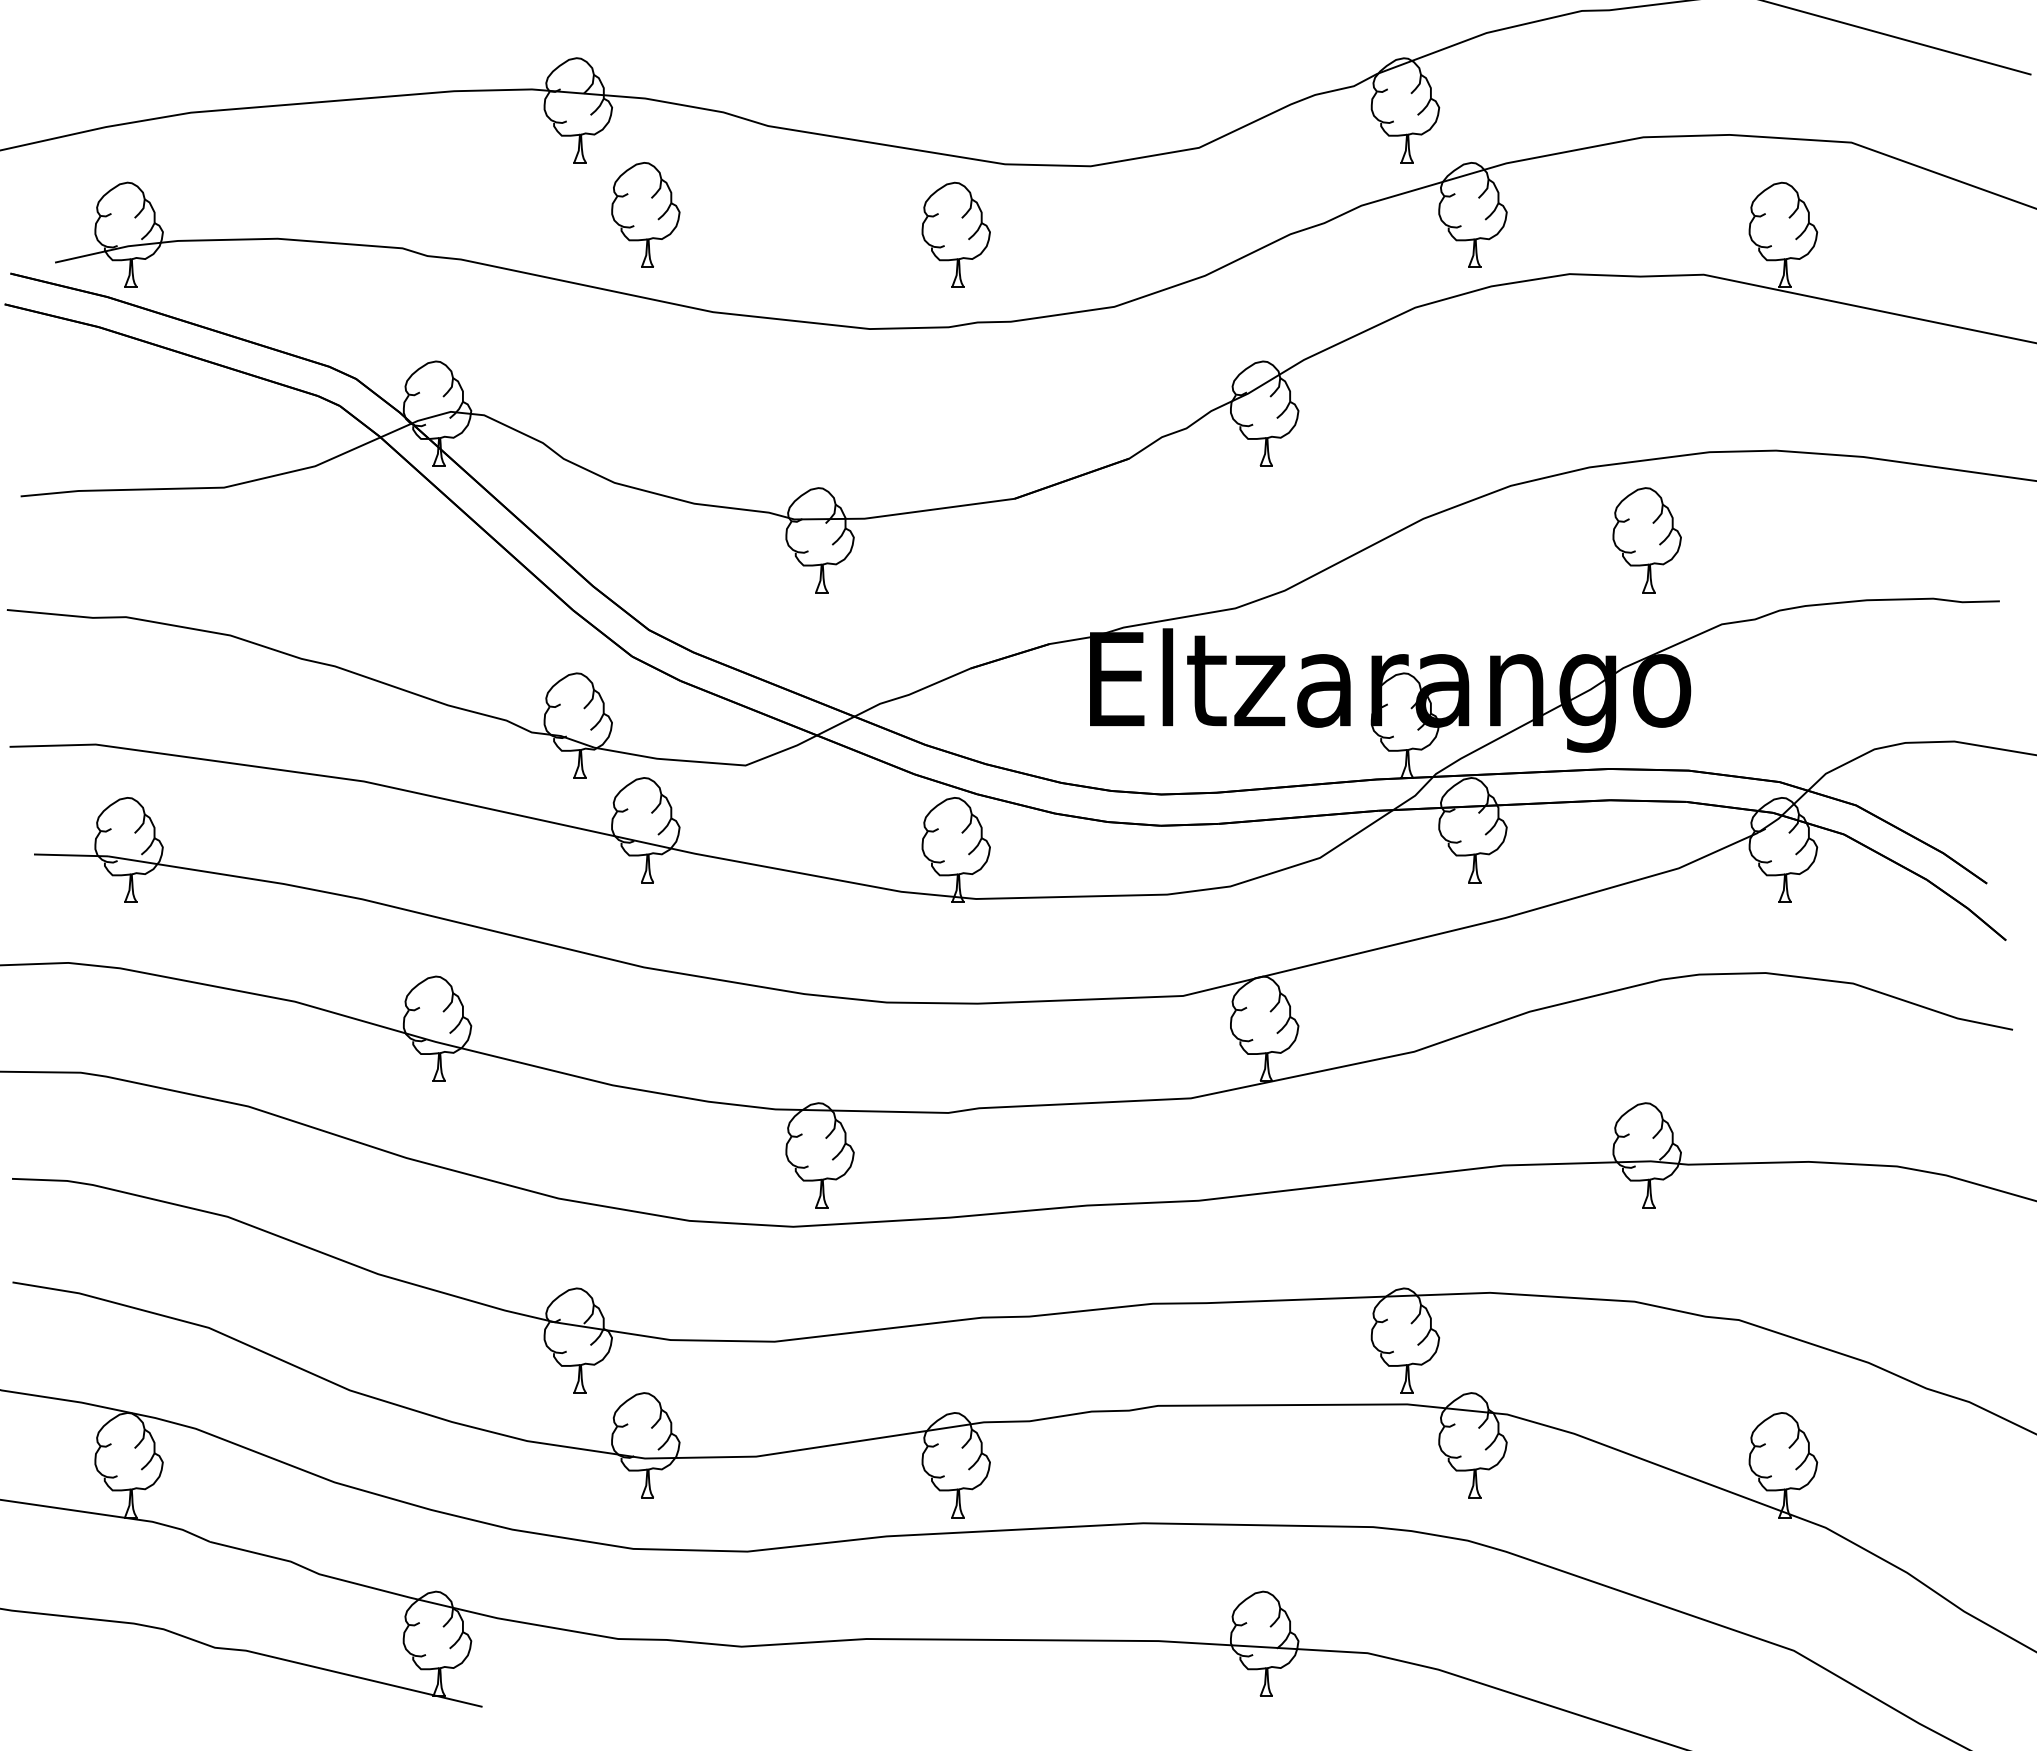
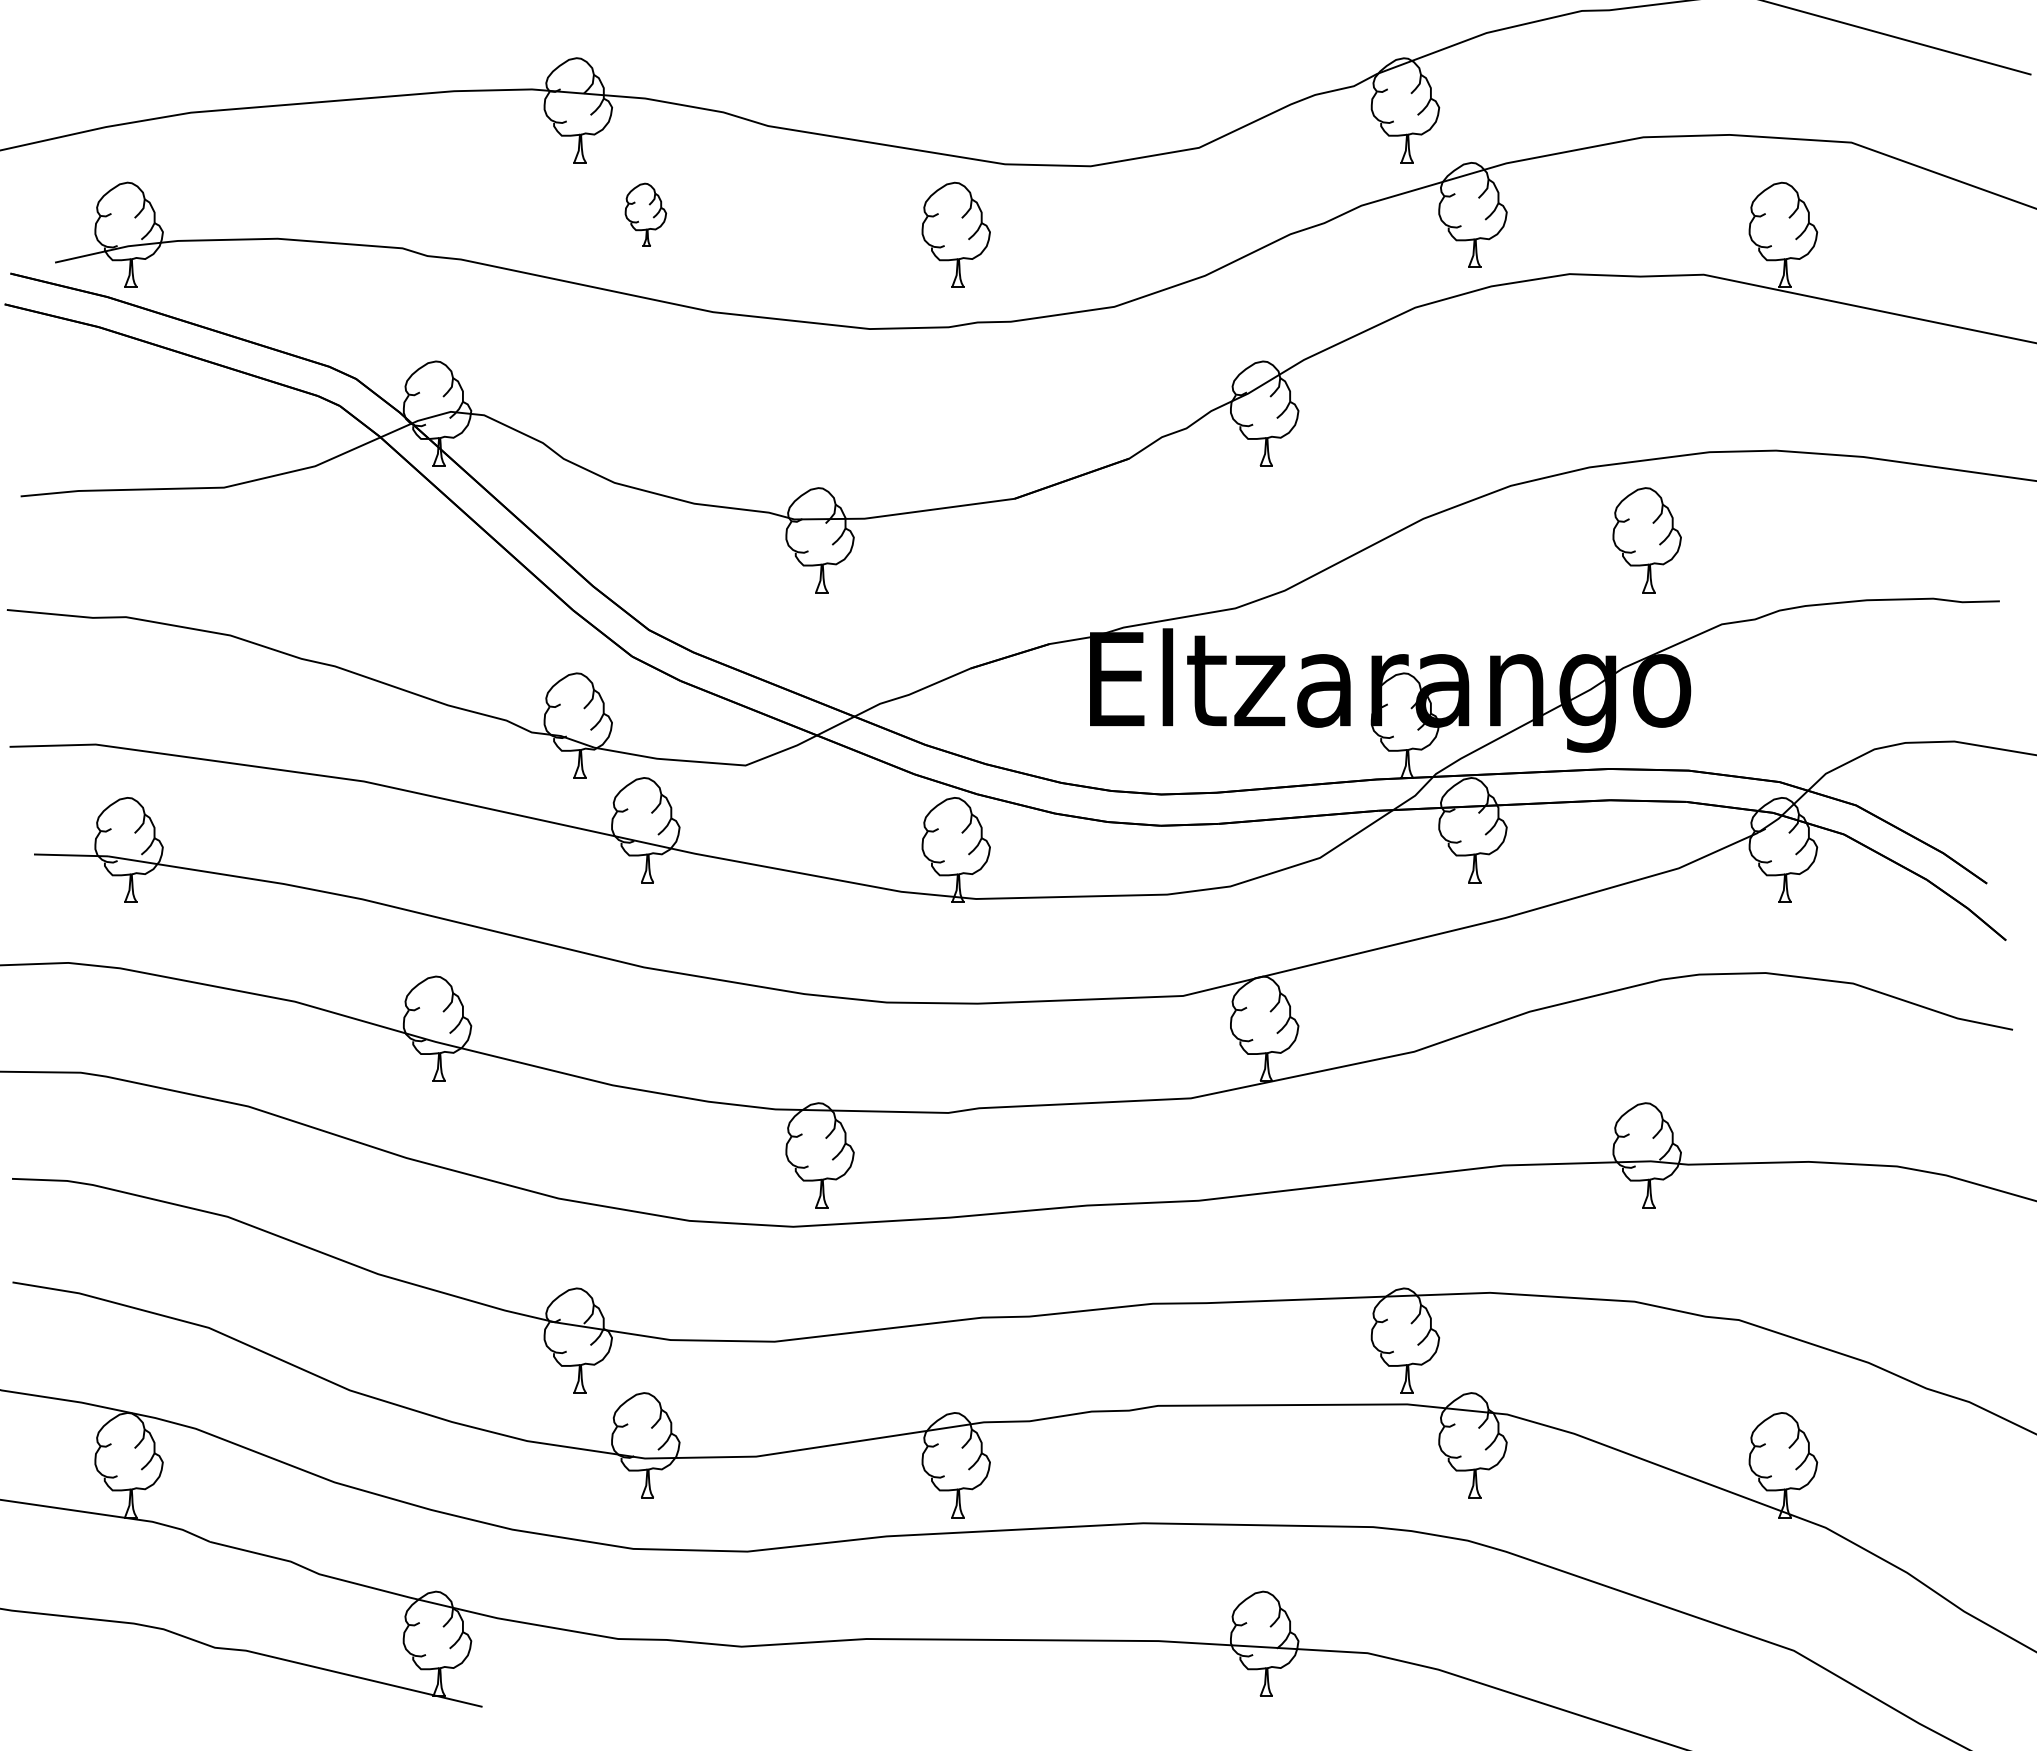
part size: 70x106 px -> 44x65 px (645, 214)
